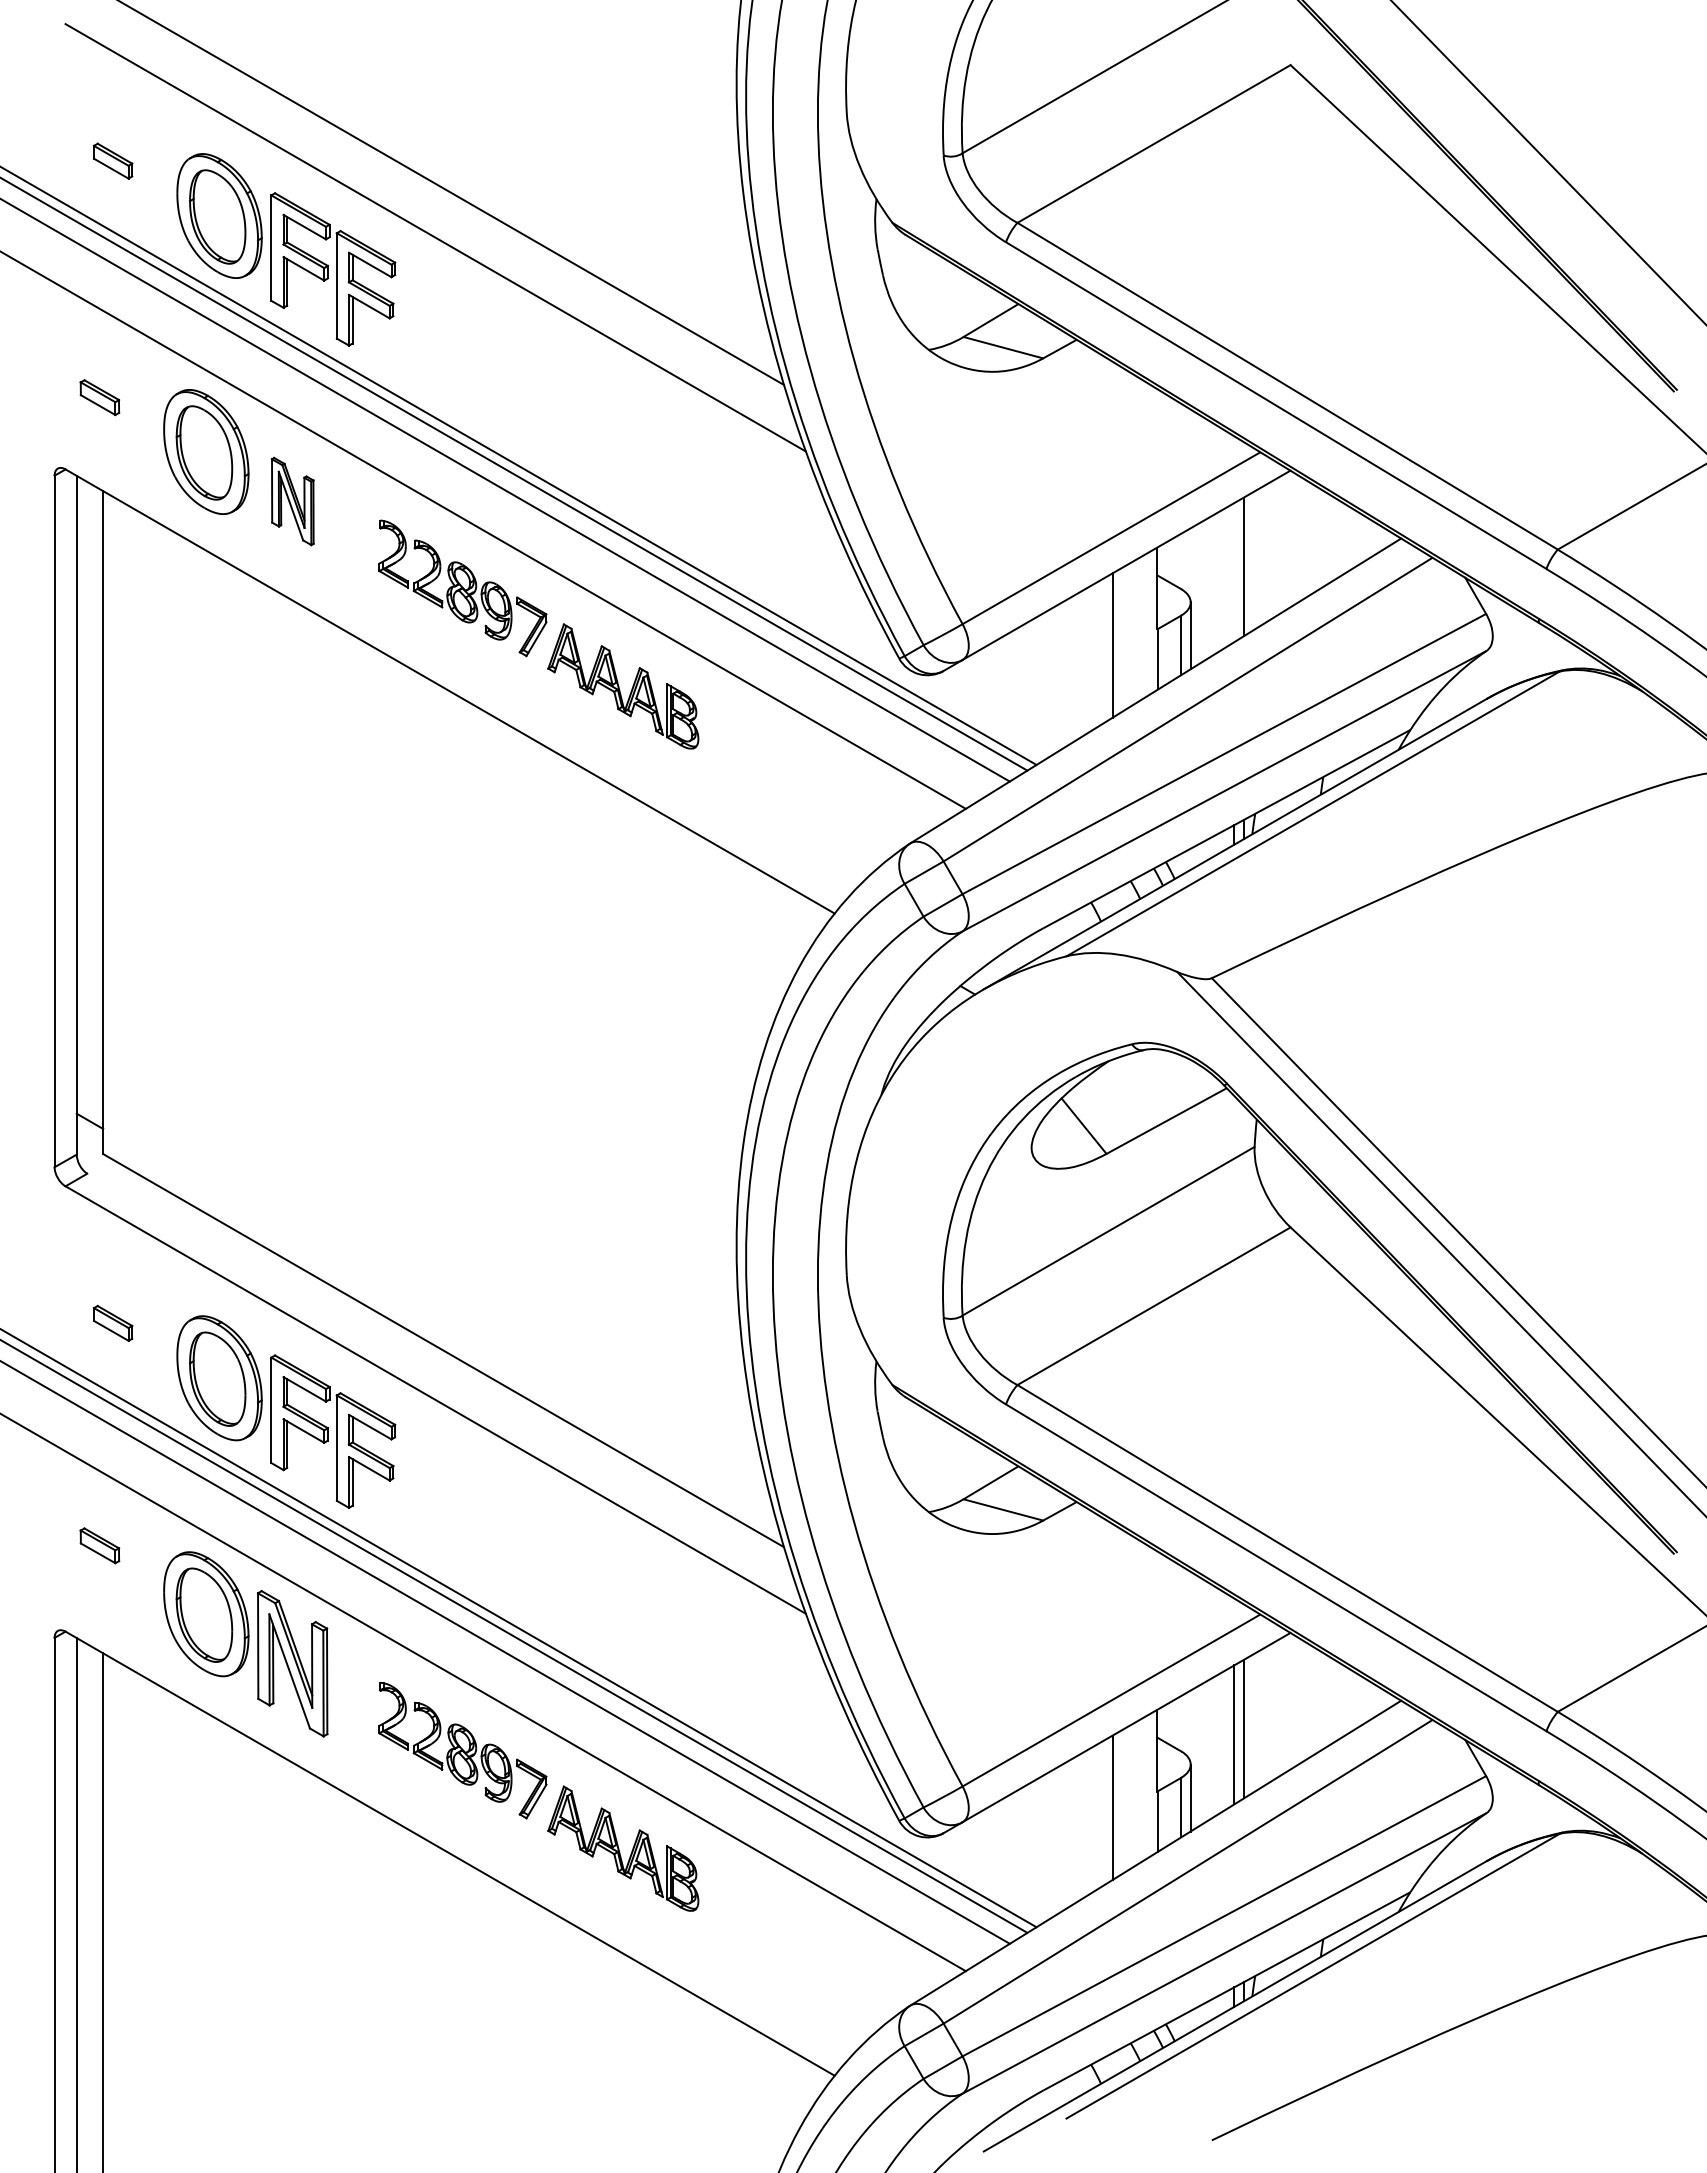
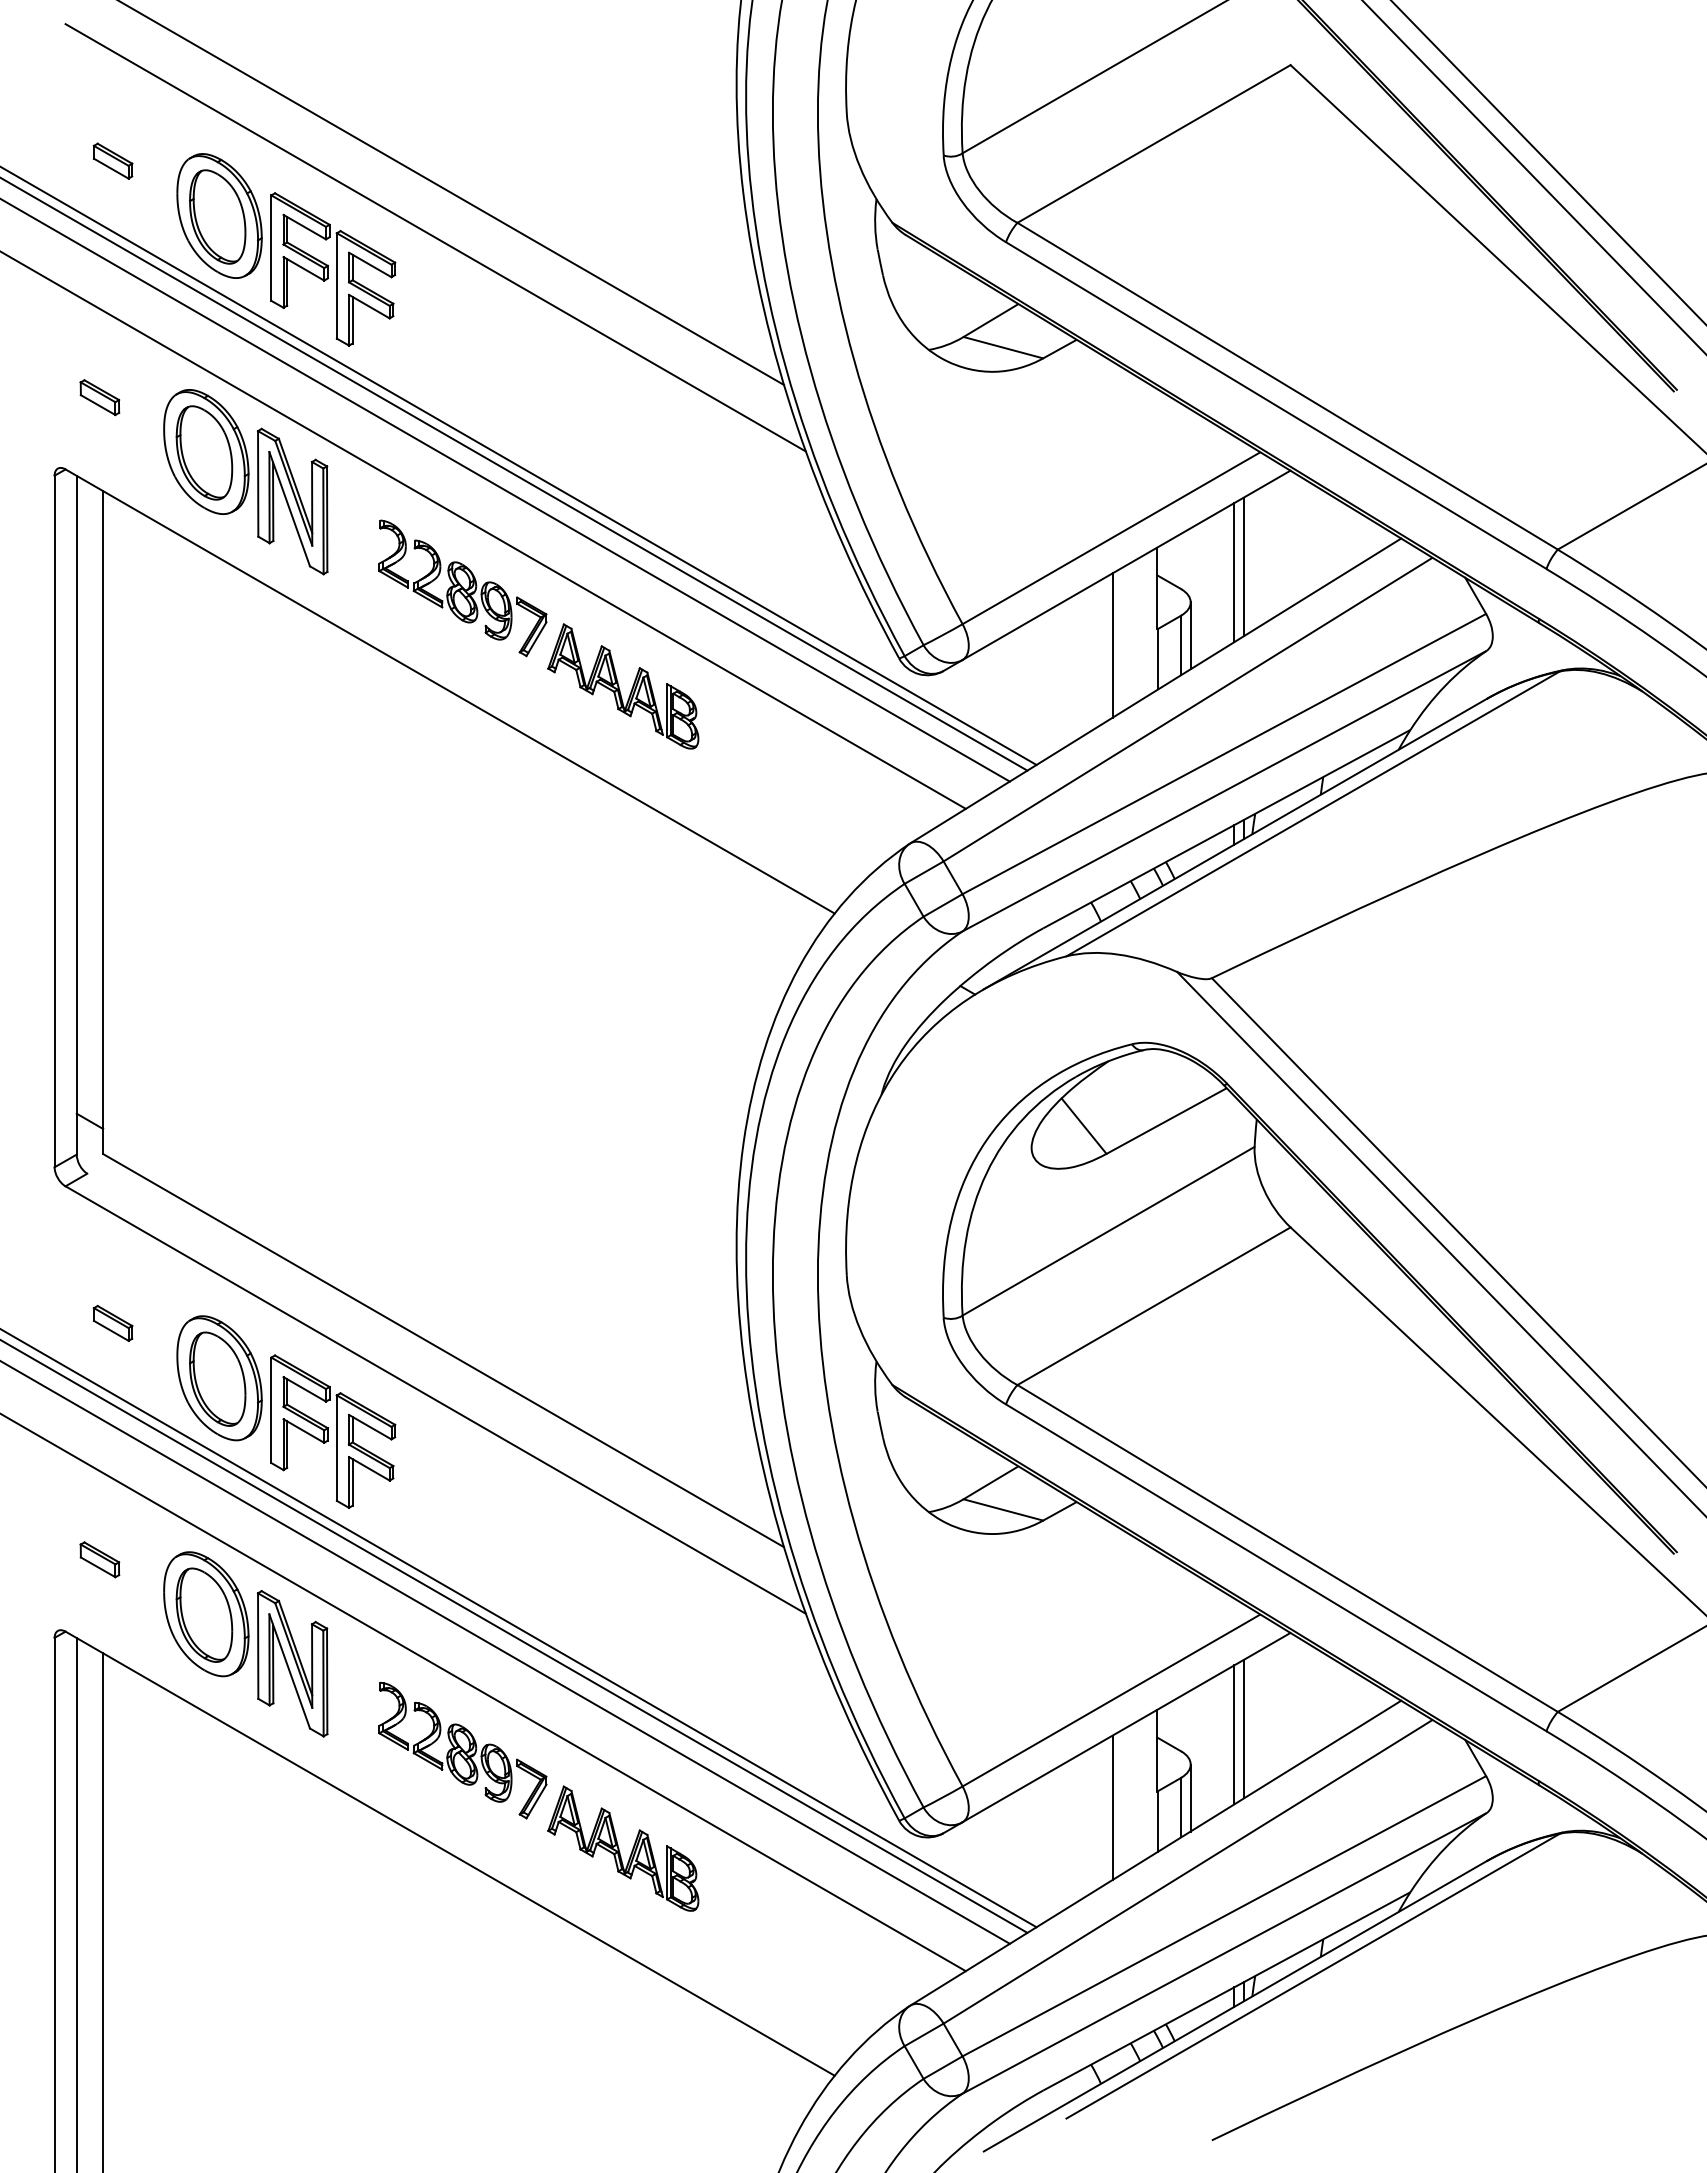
line: none -> present (1533, 177)
part size: 45x91 px -> 72x149 px (292, 501)
line: none -> present (1234, 572)
part position: (99, 1545) -> (99, 1559) (99, 1559)
